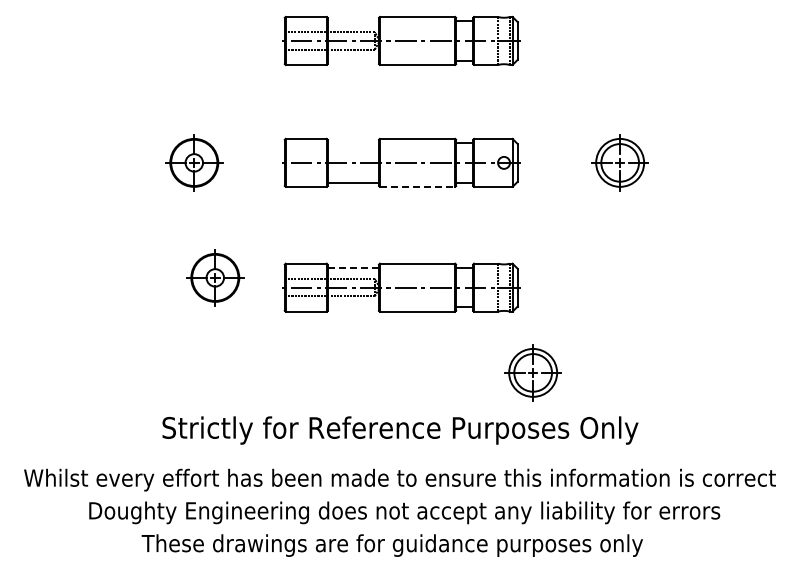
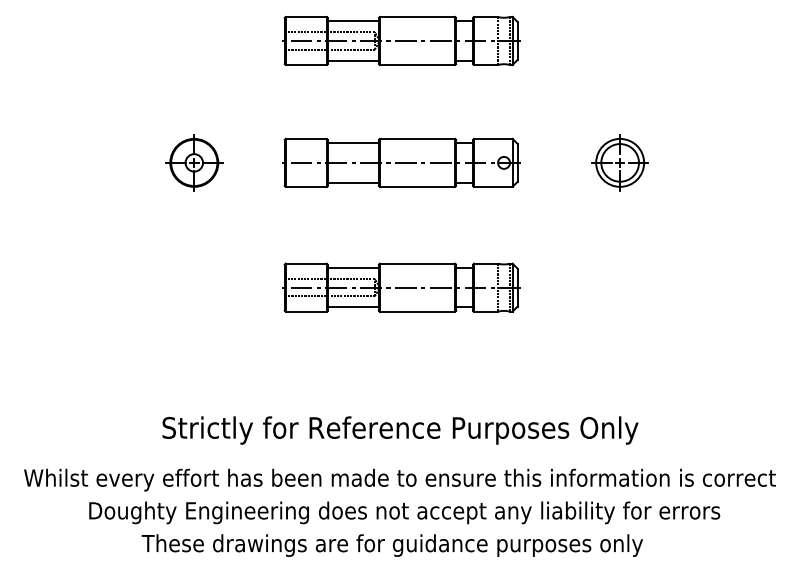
line: none -> present (353, 21)
line: none -> present (353, 60)
line: none -> present (353, 143)
line: dashed -> solid (417, 186)
line: dashed -> solid (353, 267)
part: present -> none (215, 277)
line: none -> present (353, 307)
part: present -> none (532, 372)
